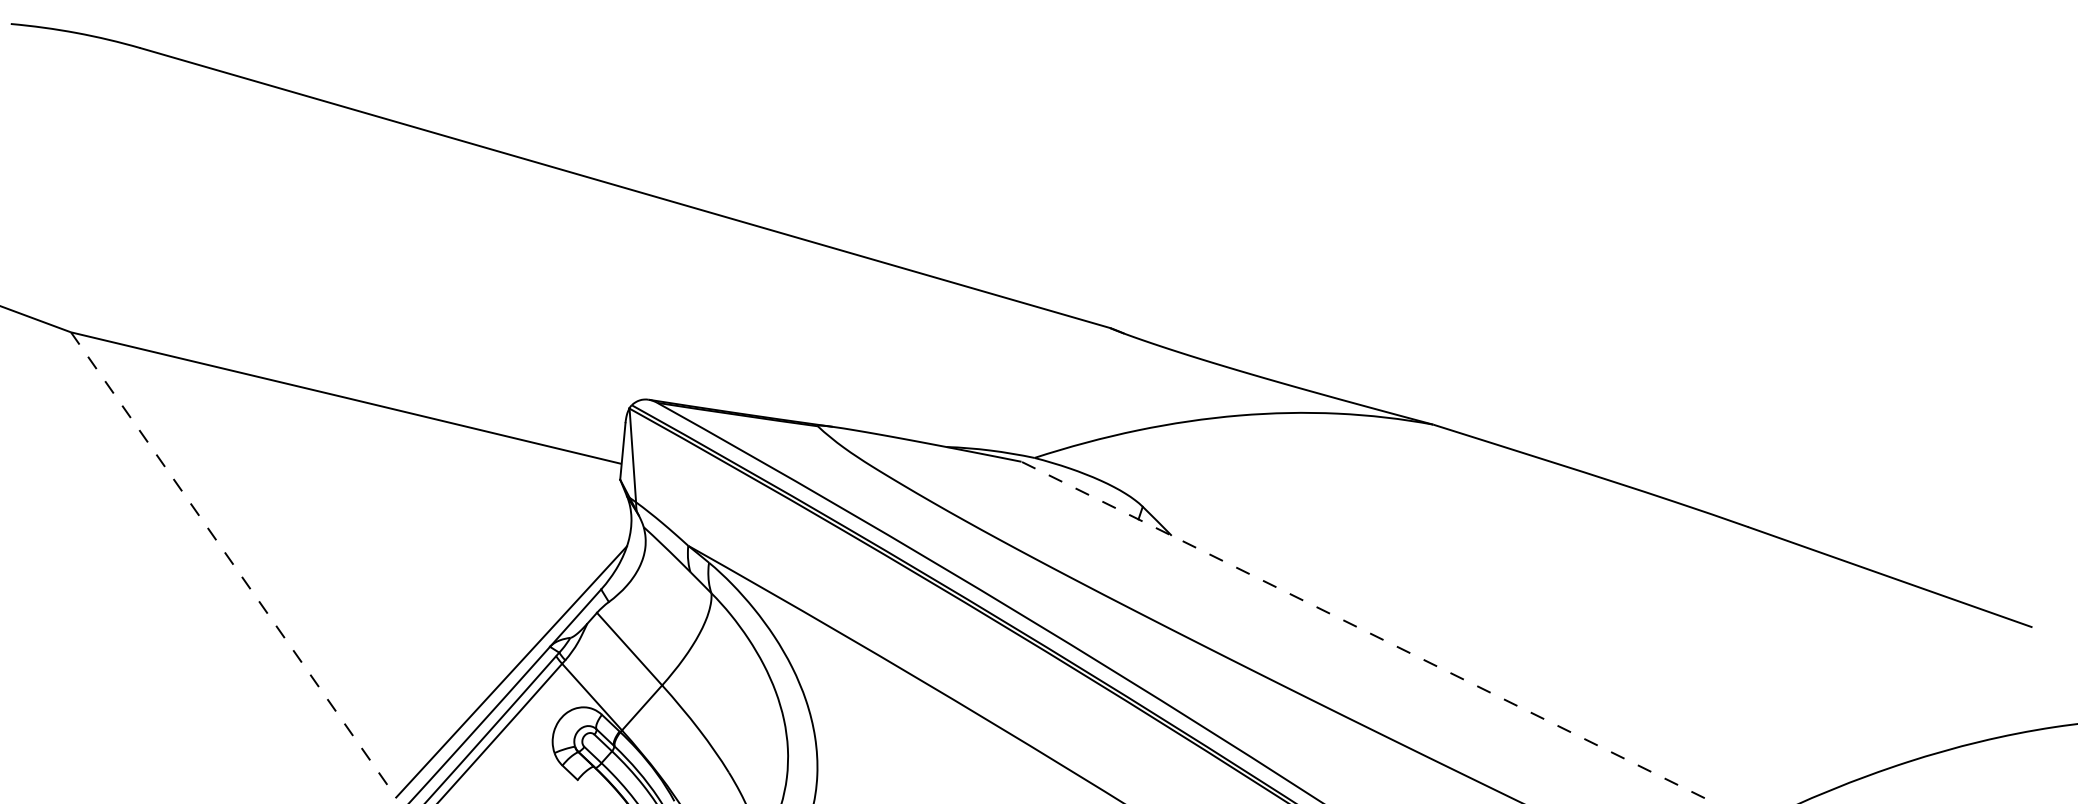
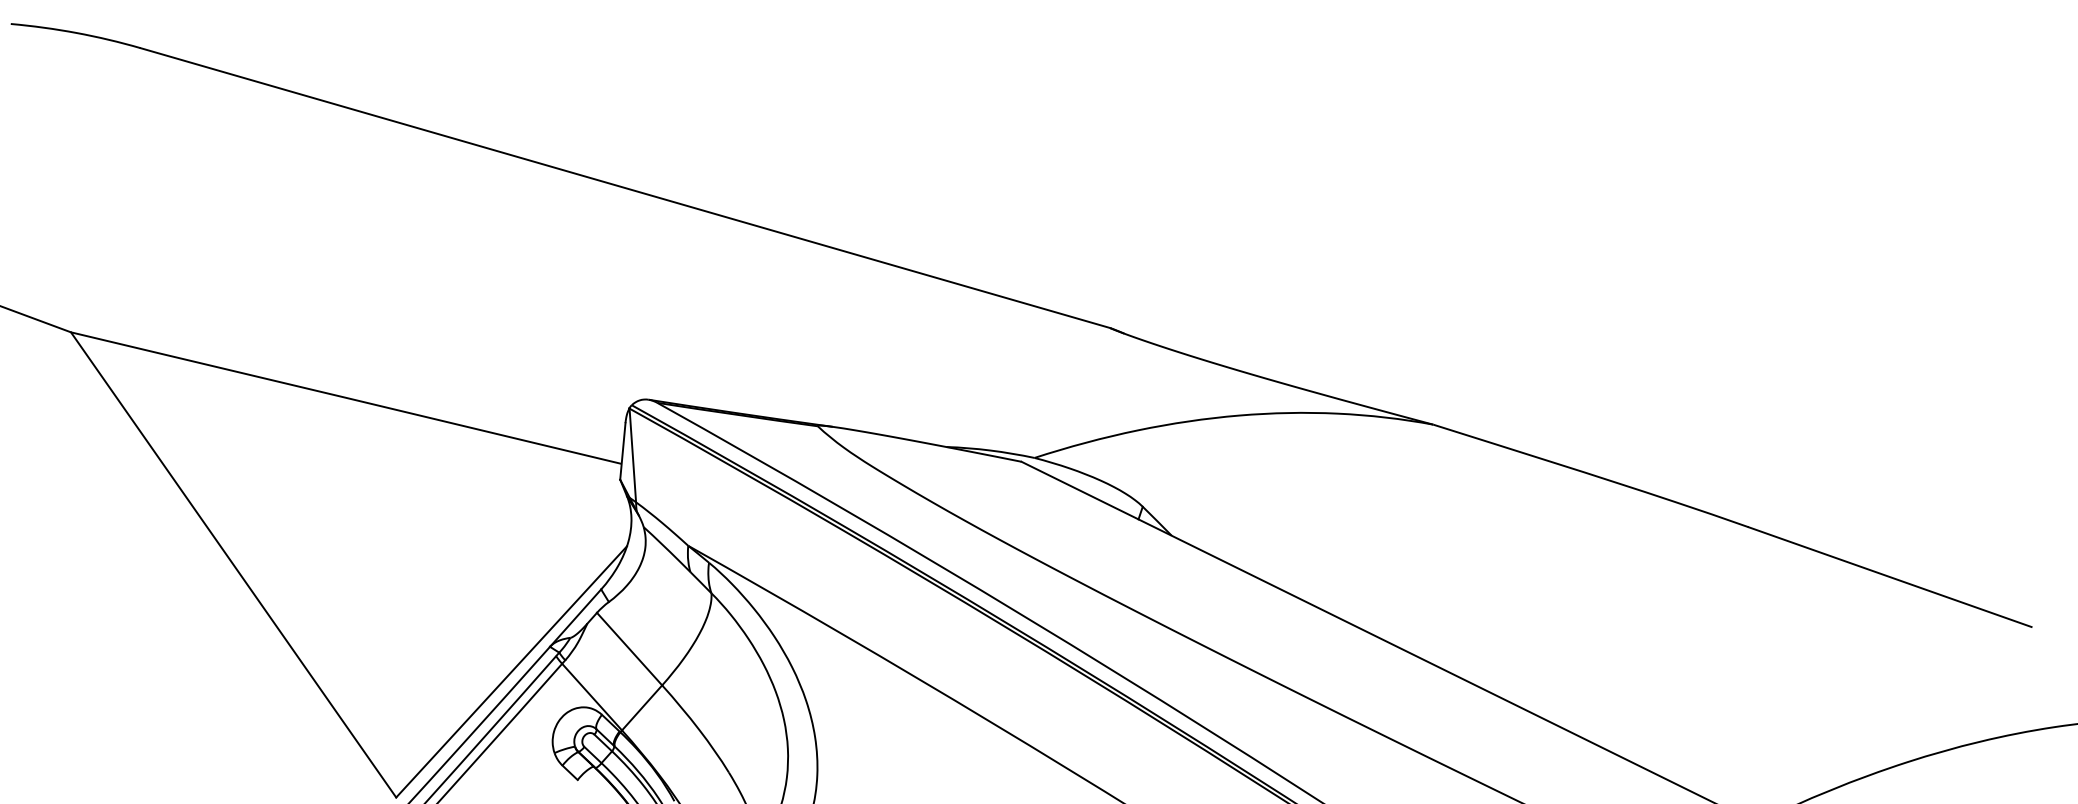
line: dashed -> solid (233, 564)
line: dashed -> solid (1368, 632)
